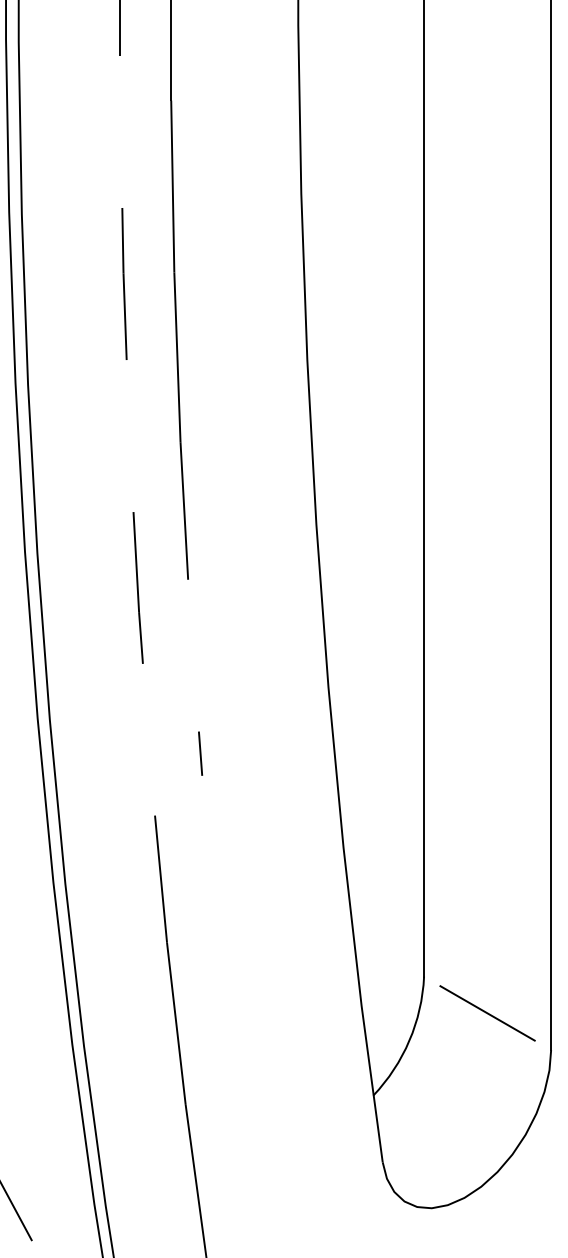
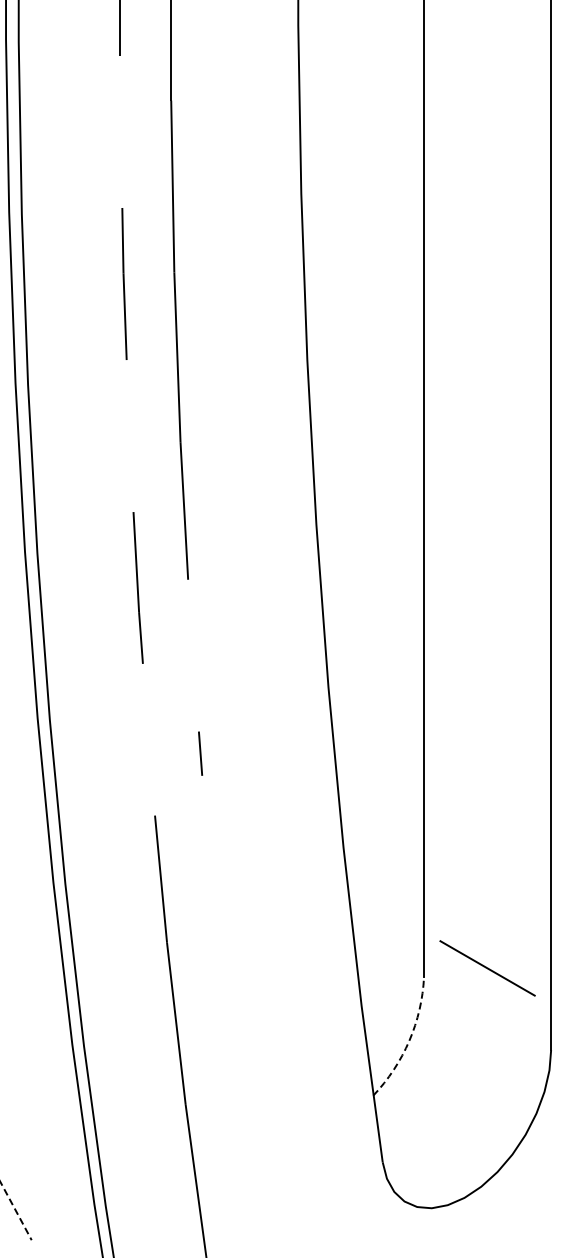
line position: (487, 1013) -> (487, 968) (487, 968)
arc: solid -> dashed (409, 1040)
line: solid -> dashed (16, 1211)
